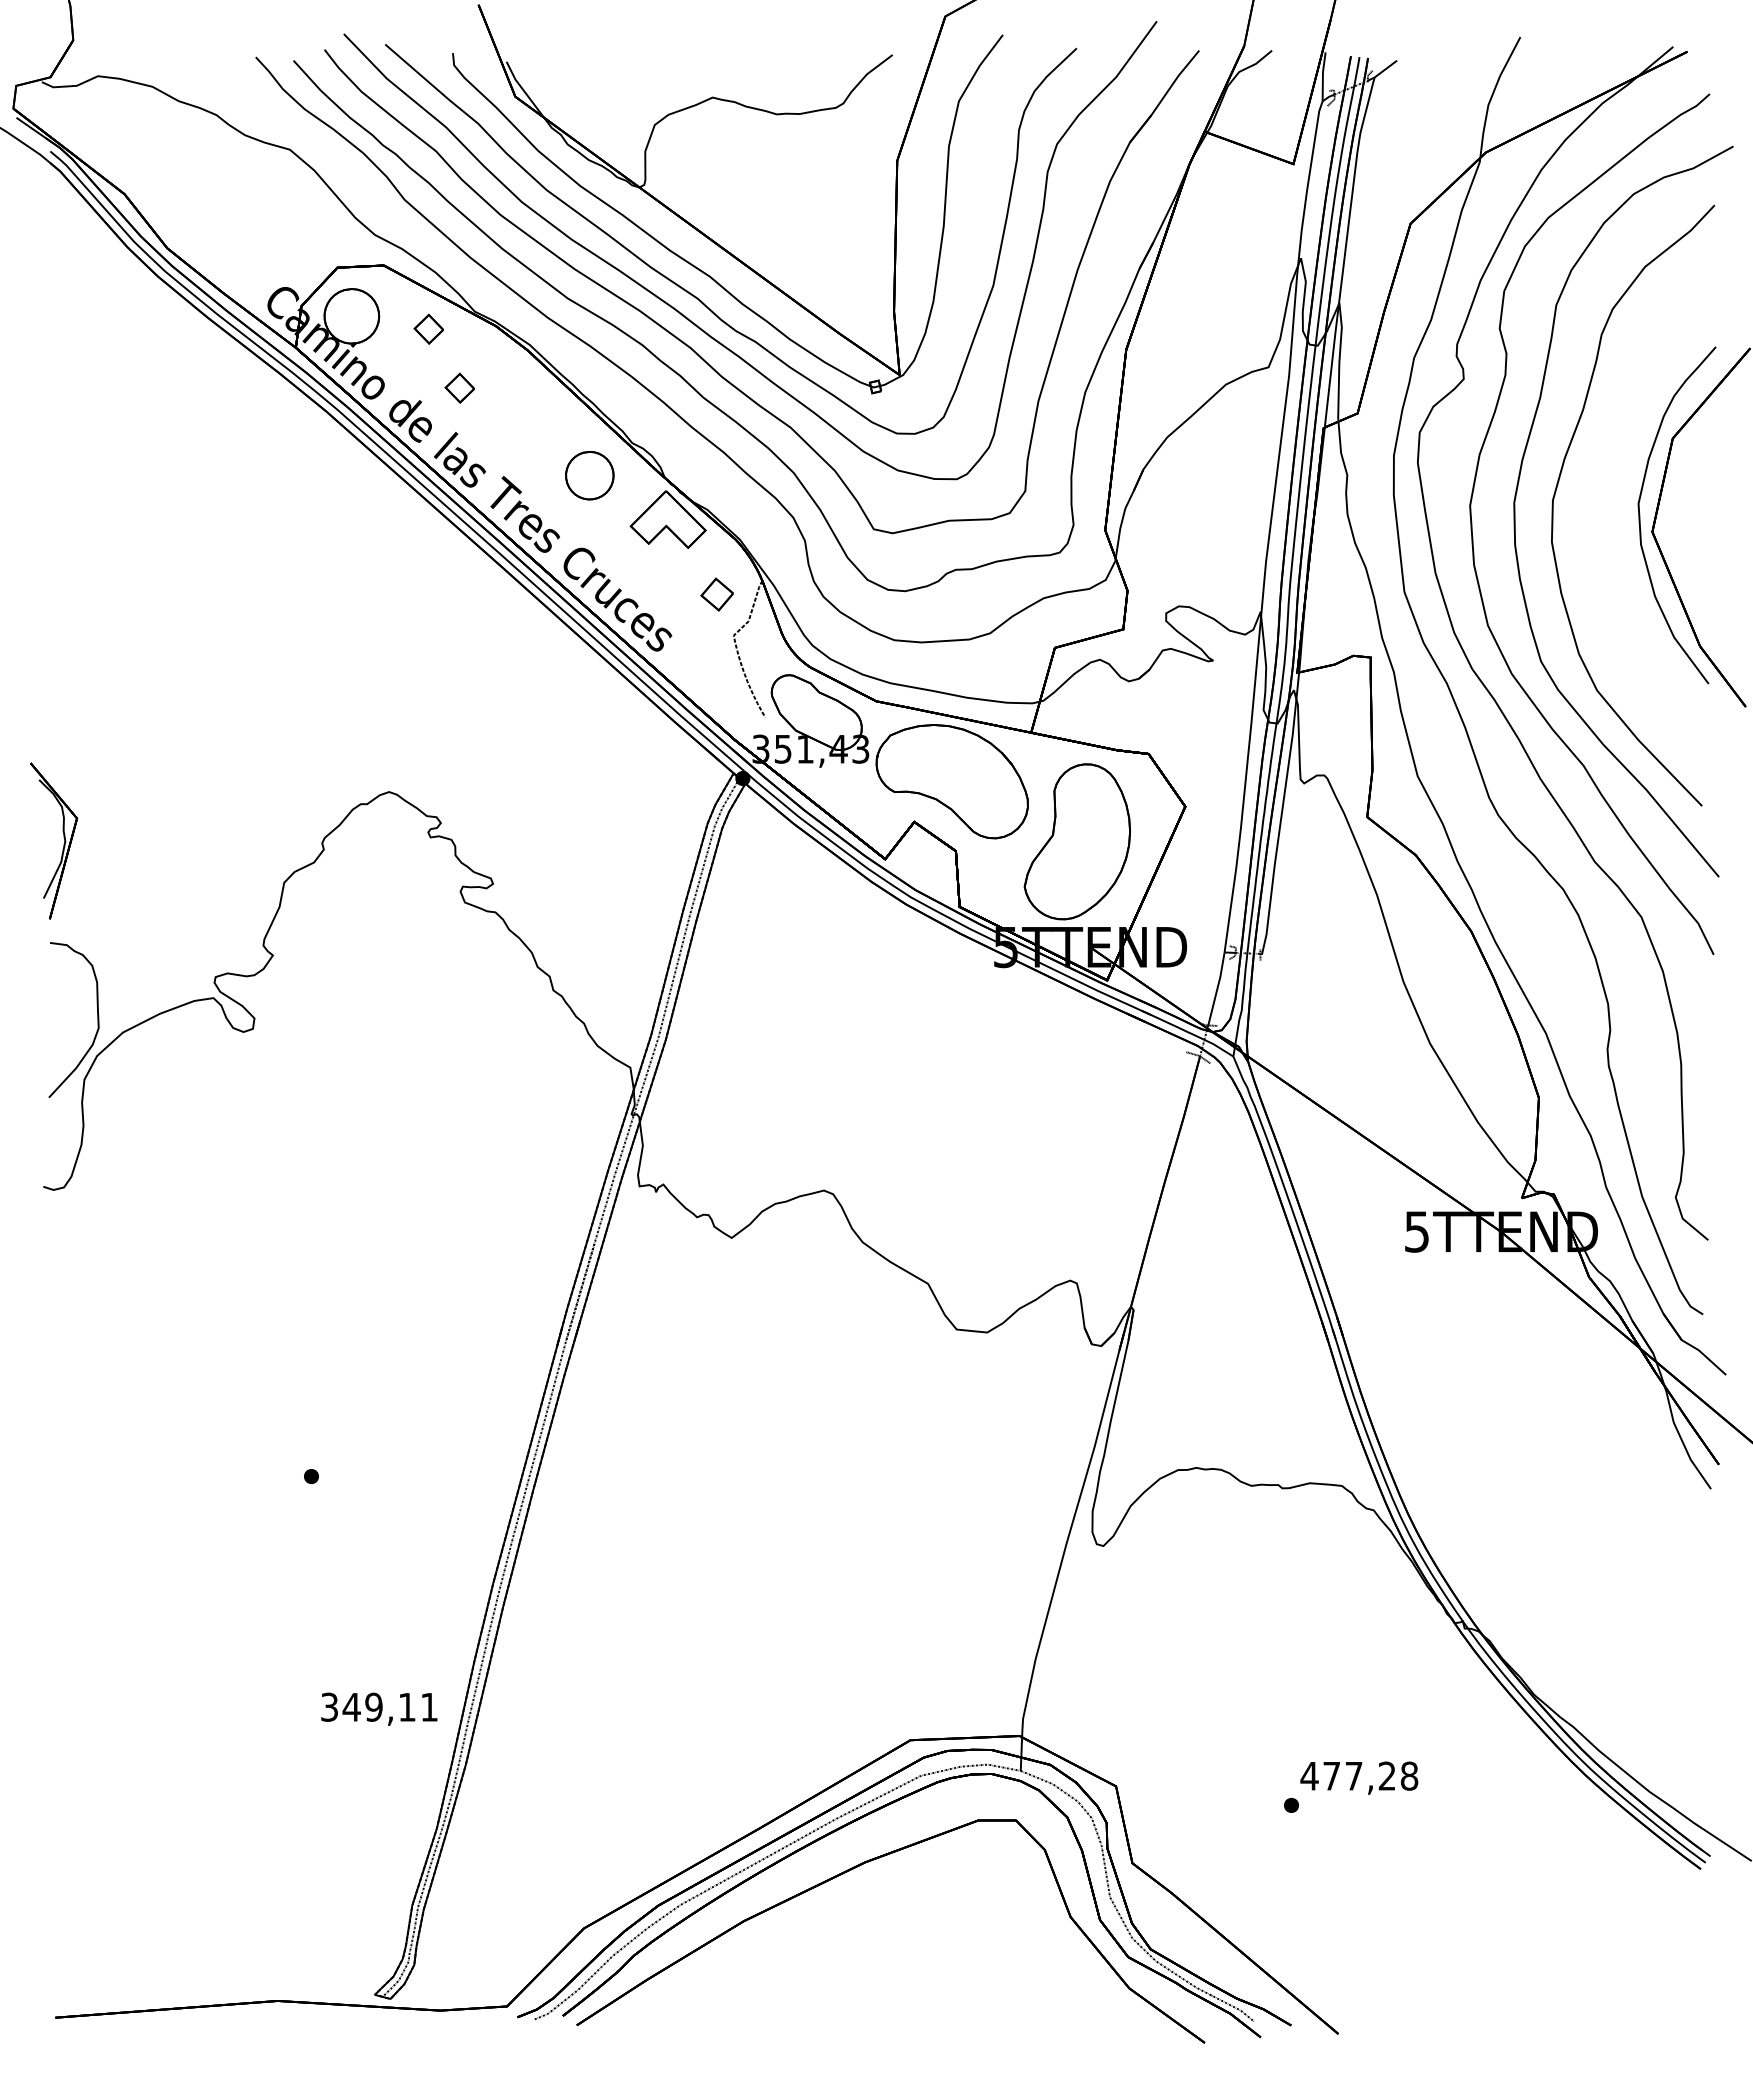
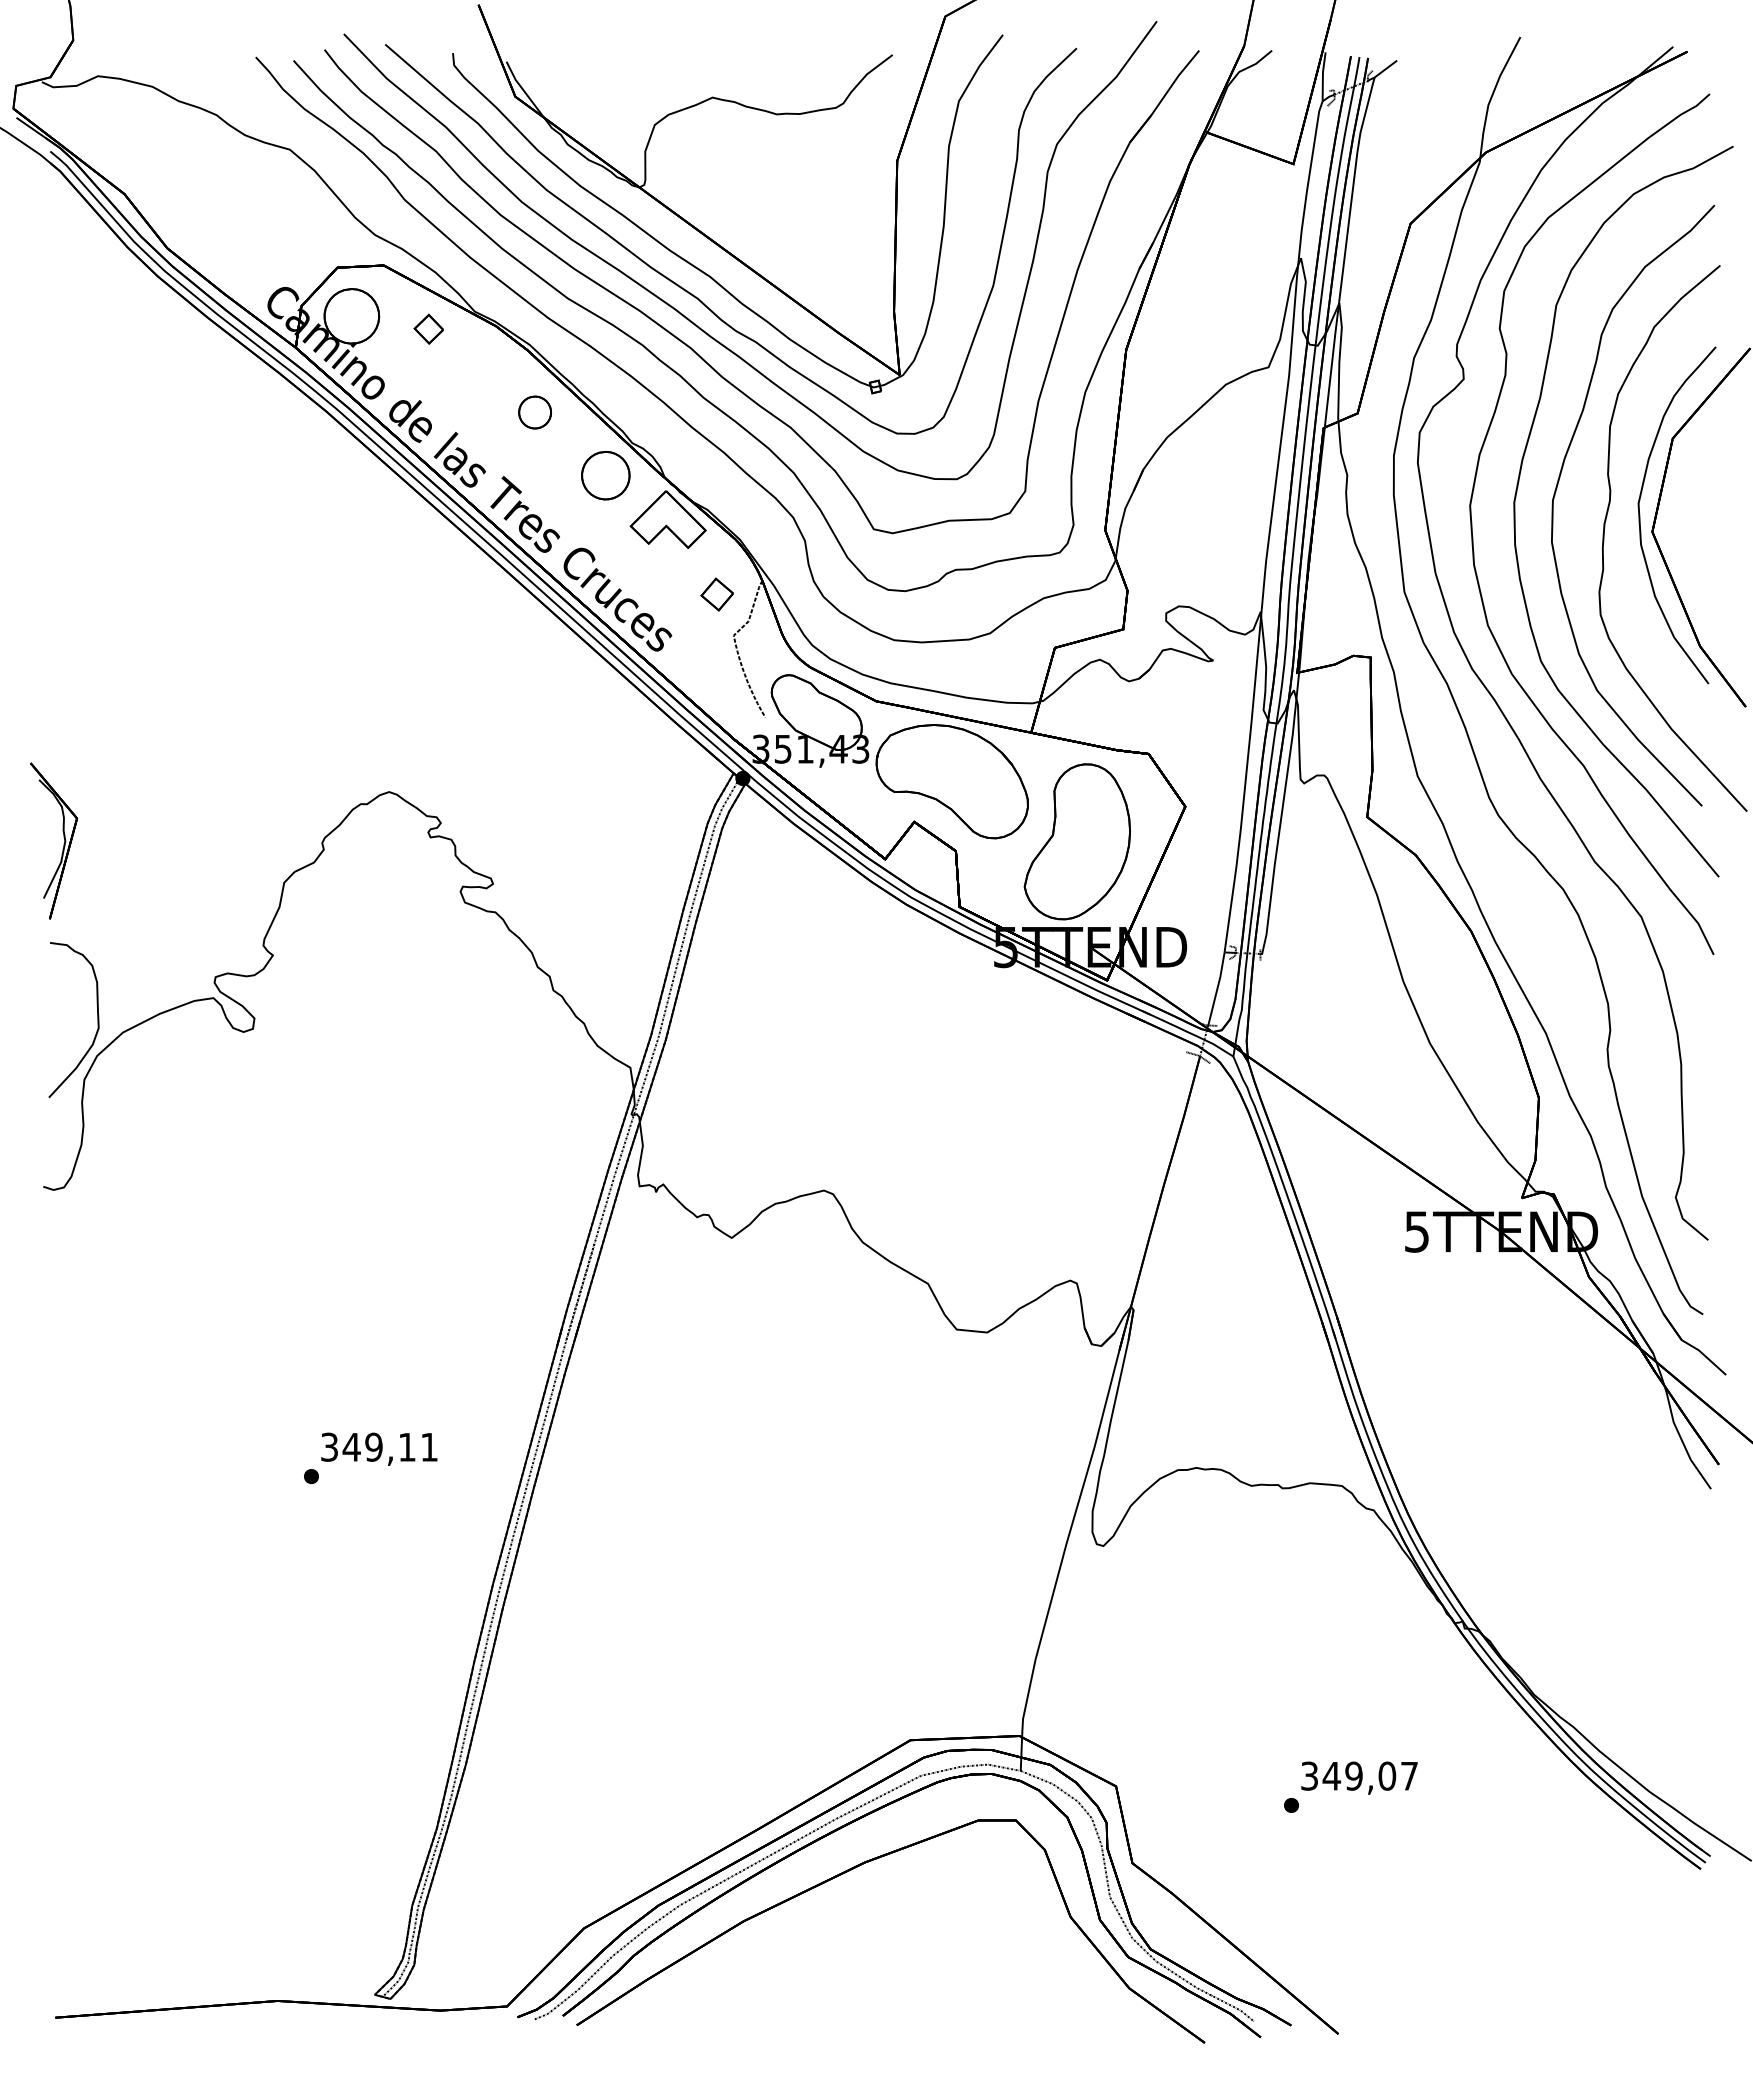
part: present -> none (459, 387)
part: none -> present (534, 412)
part position: (589, 475) -> (605, 475) (605, 475)
curve: none -> present (1605, 528)
text position: (379, 1708) -> (379, 1448) (379, 1448)
text: 477,28 -> 349,07 (1359, 1775)
